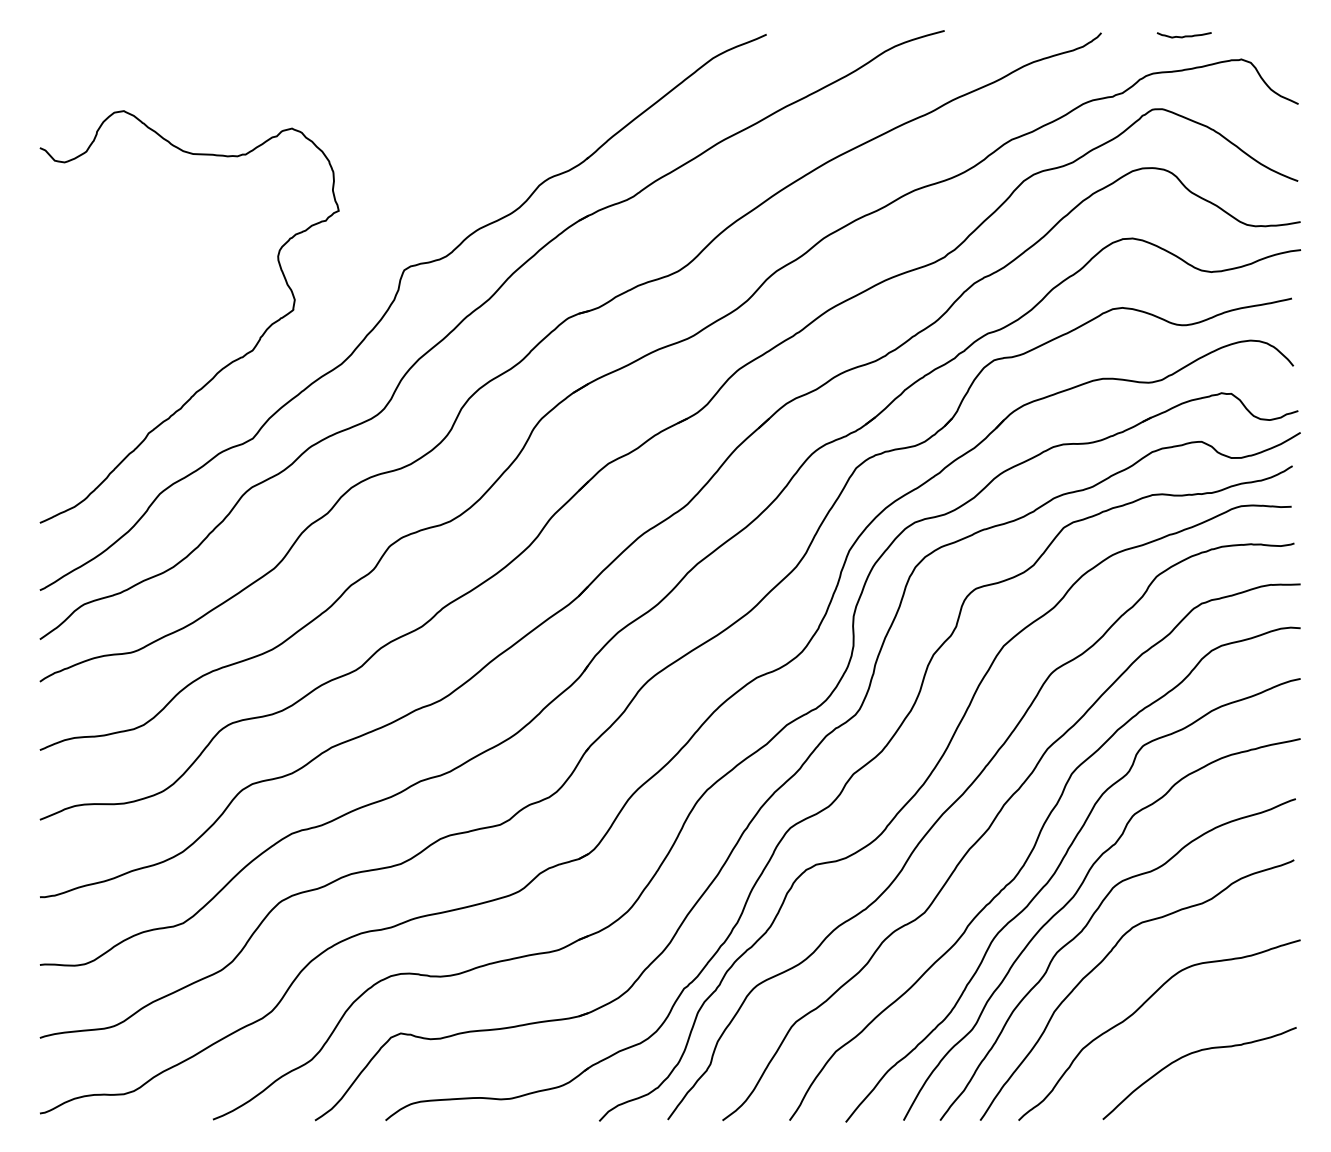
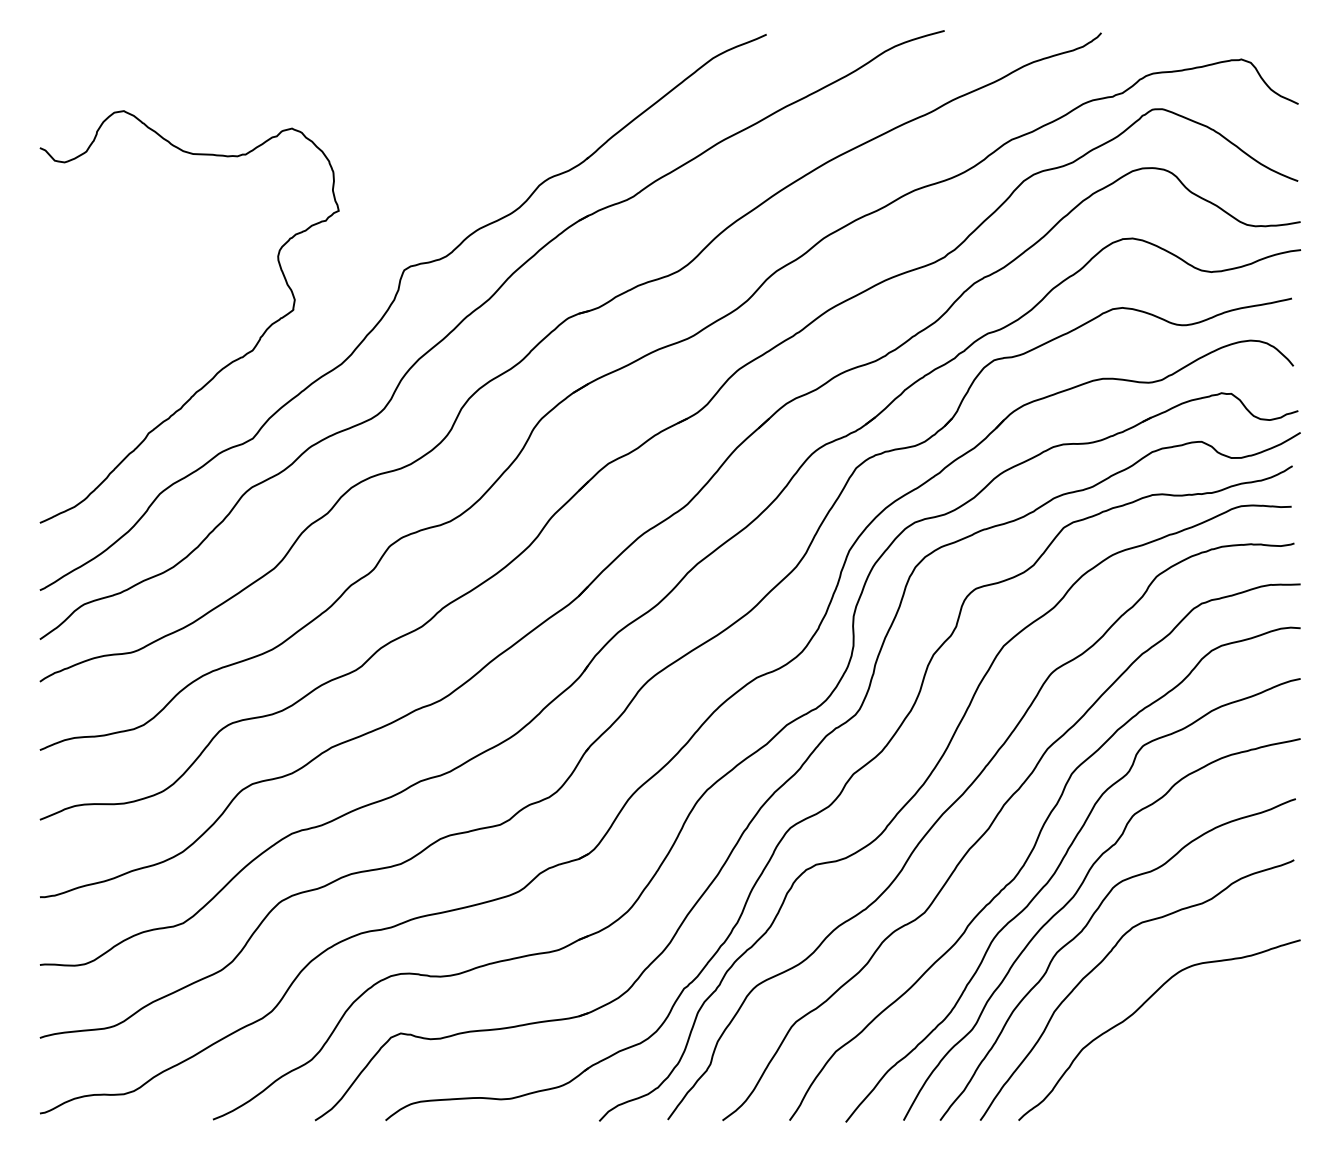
curve: present -> none (1184, 35)
curve: present -> none (1189, 1055)
